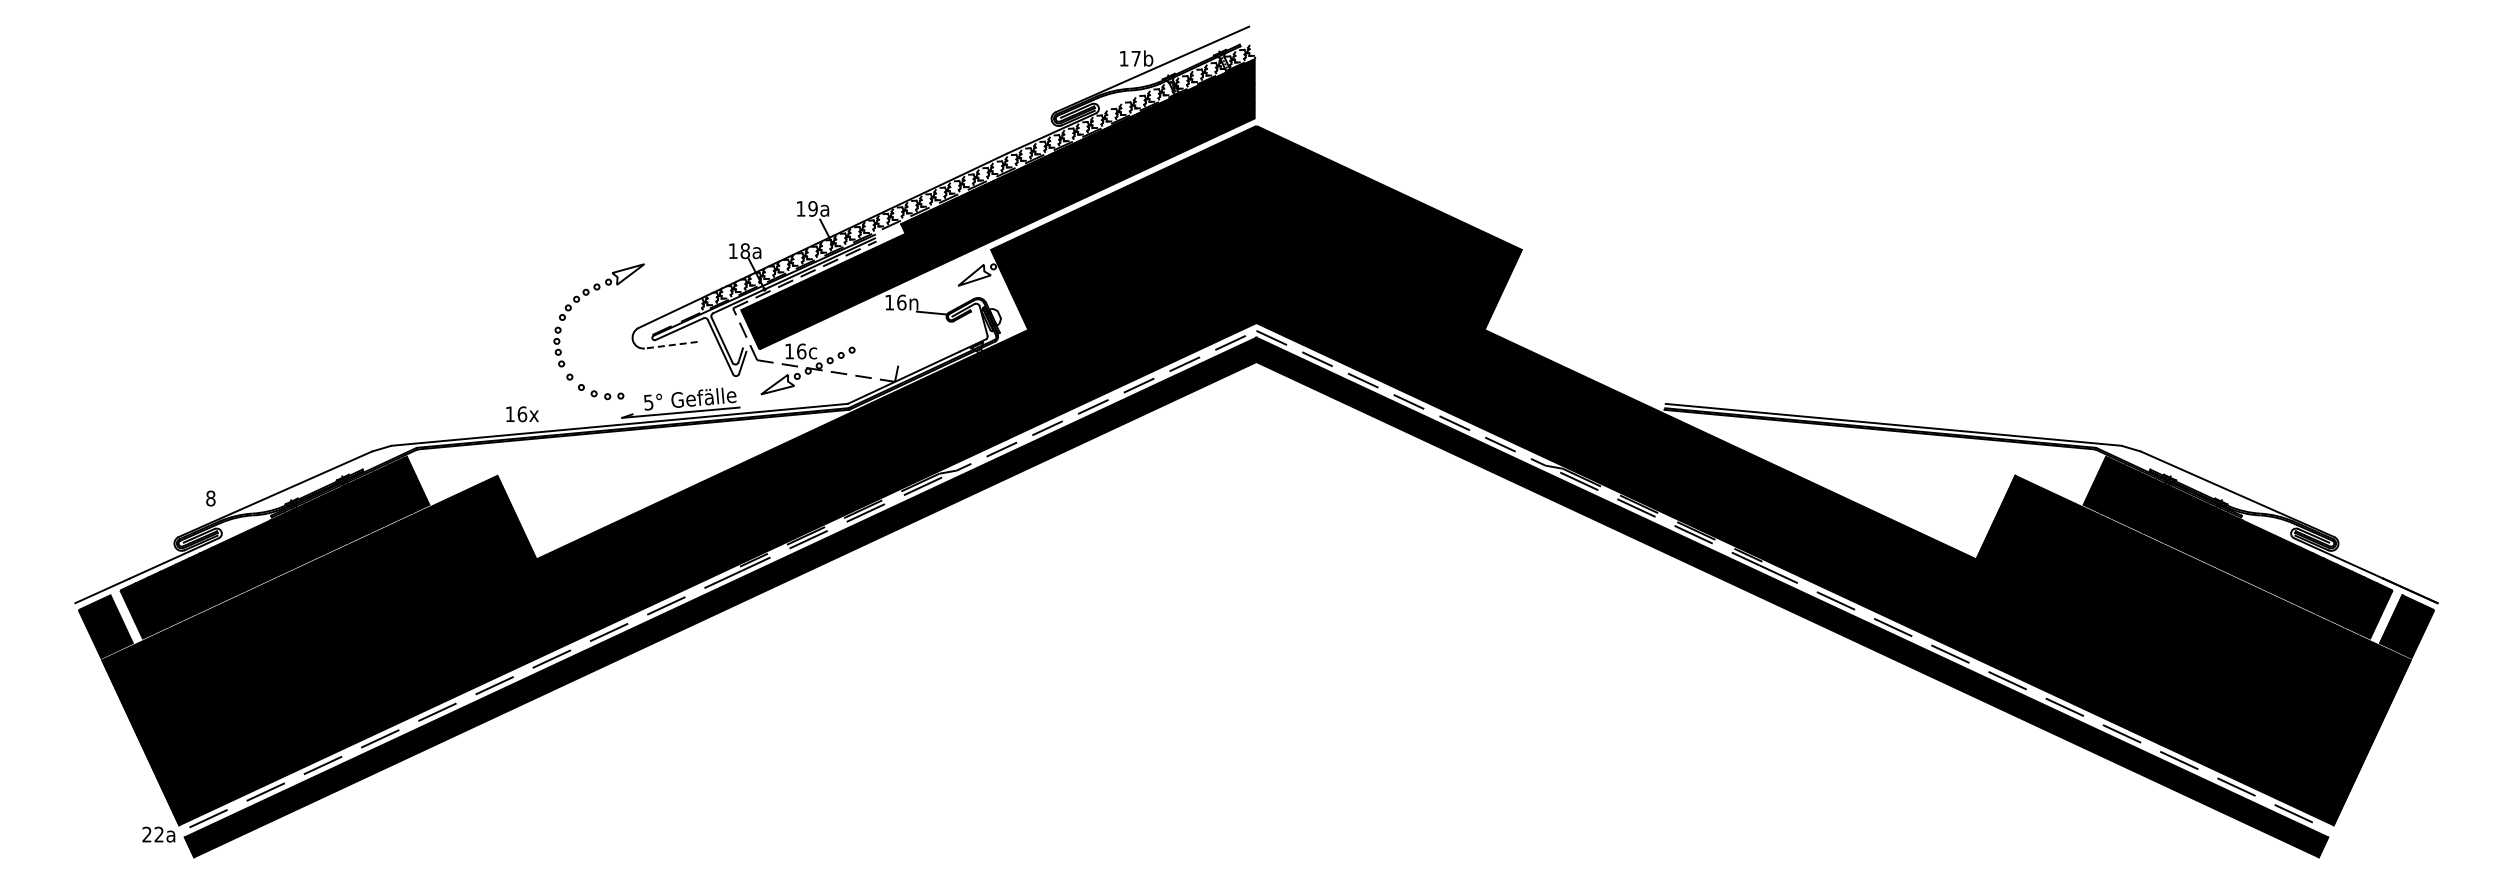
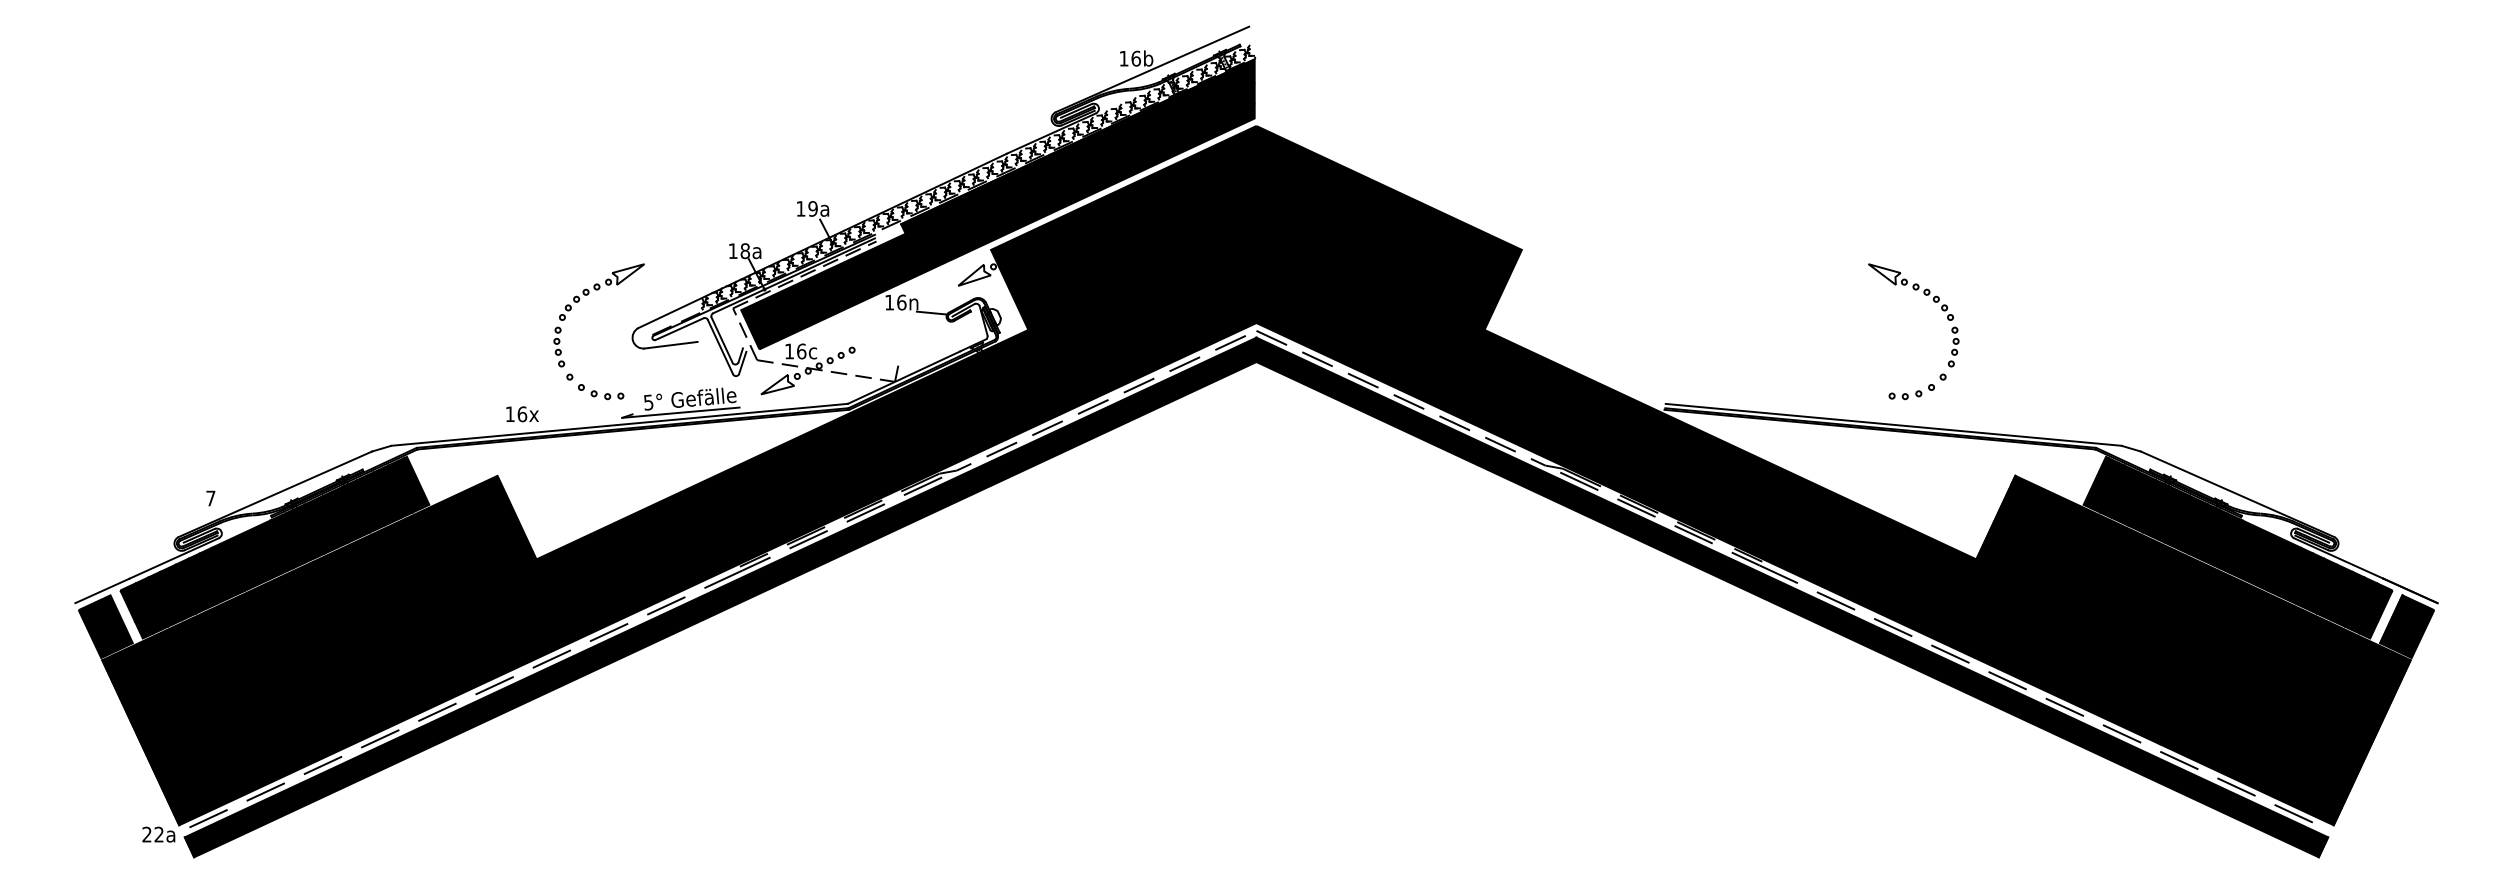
text: 17b -> 16b (1135, 58)
part: none -> present (1941, 309)
line: dashed -> solid (670, 345)
text: 8 -> 7 (210, 498)
